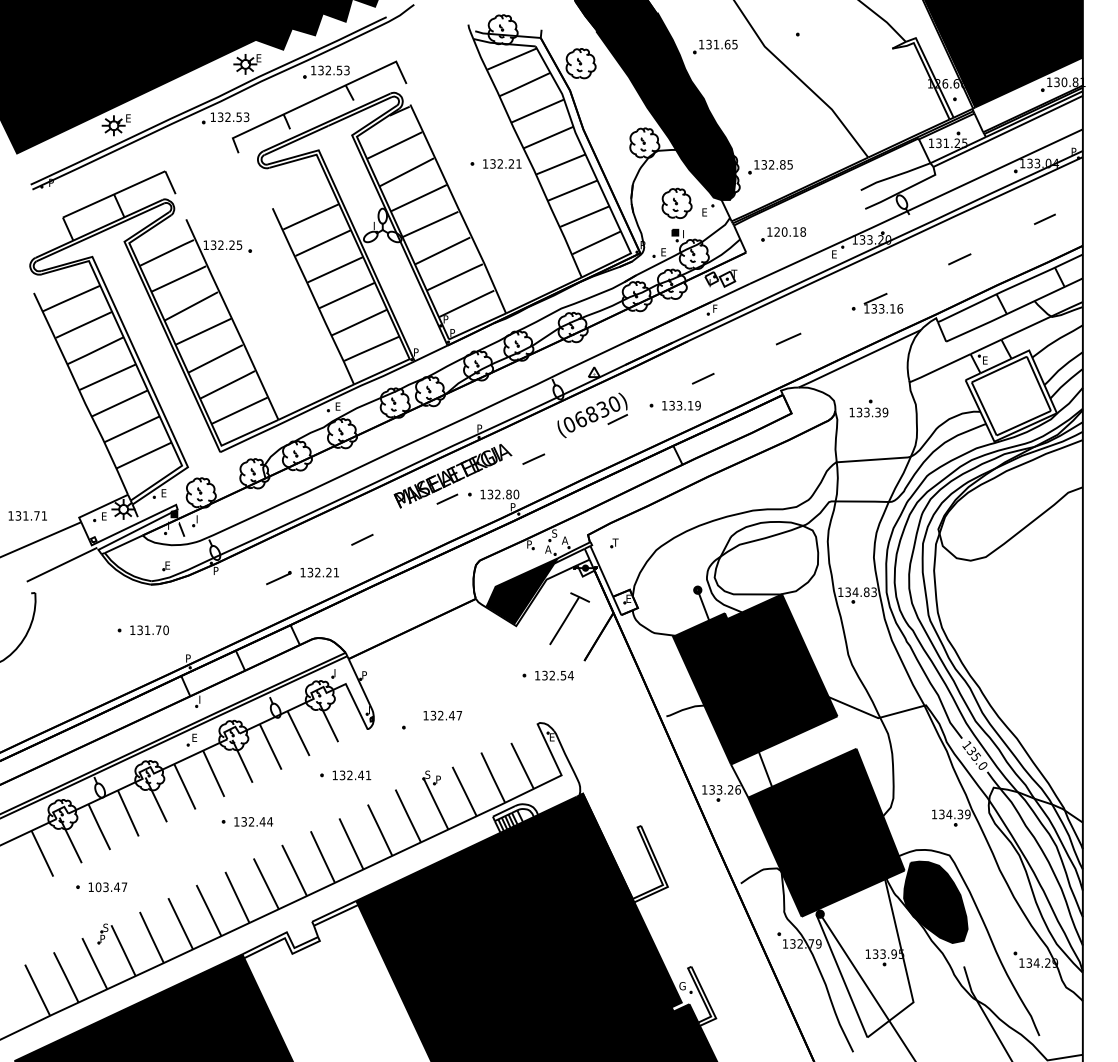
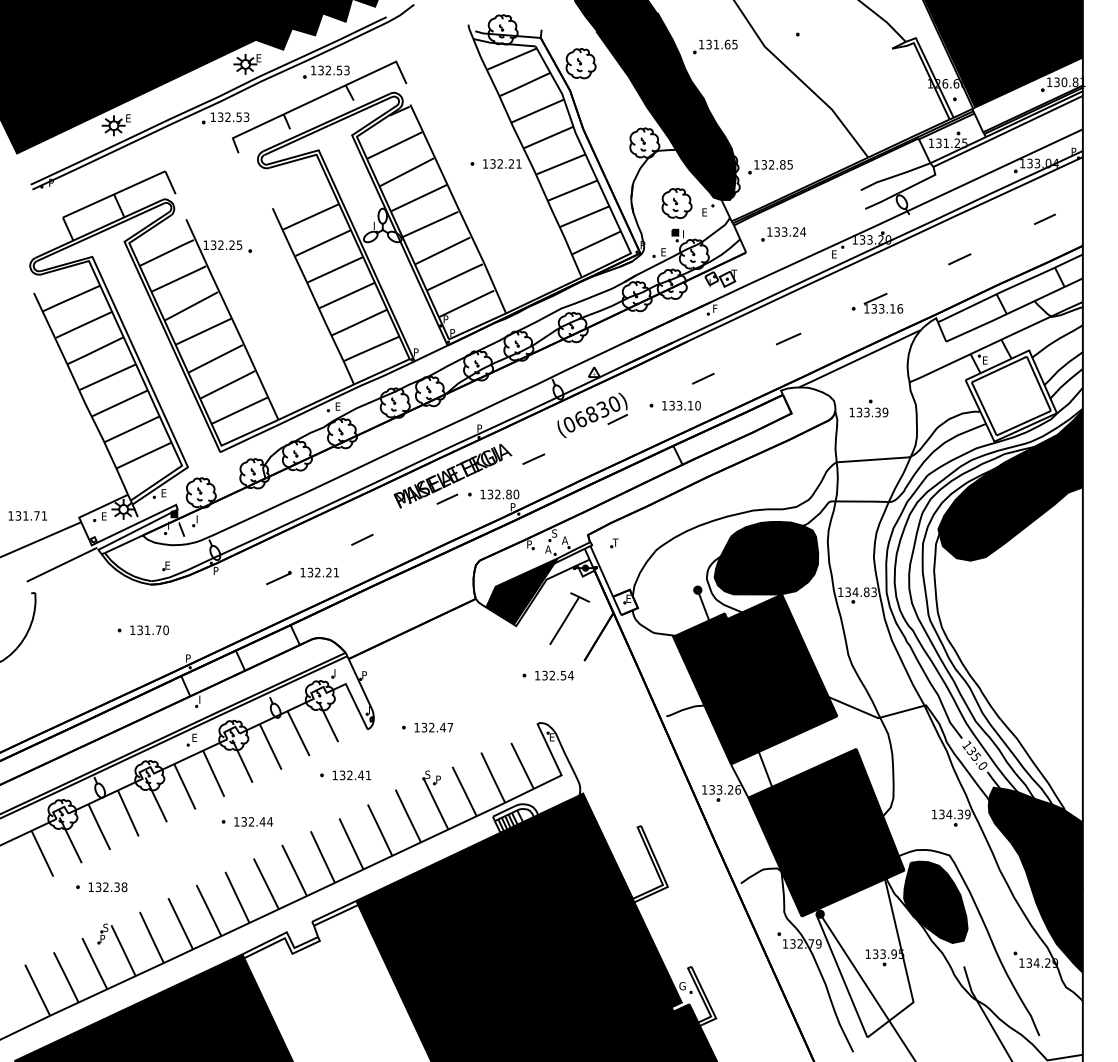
text: 120.18 -> 133.24 (789, 231)
text: 133.19 -> 133.10 (697, 405)
fill: none -> present (1010, 485)
fill: none -> present (766, 557)
text position: (442, 715) -> (433, 727) (433, 727)
fill: none -> present (1035, 879)
text: 103.47 -> 132.38 (111, 887)
